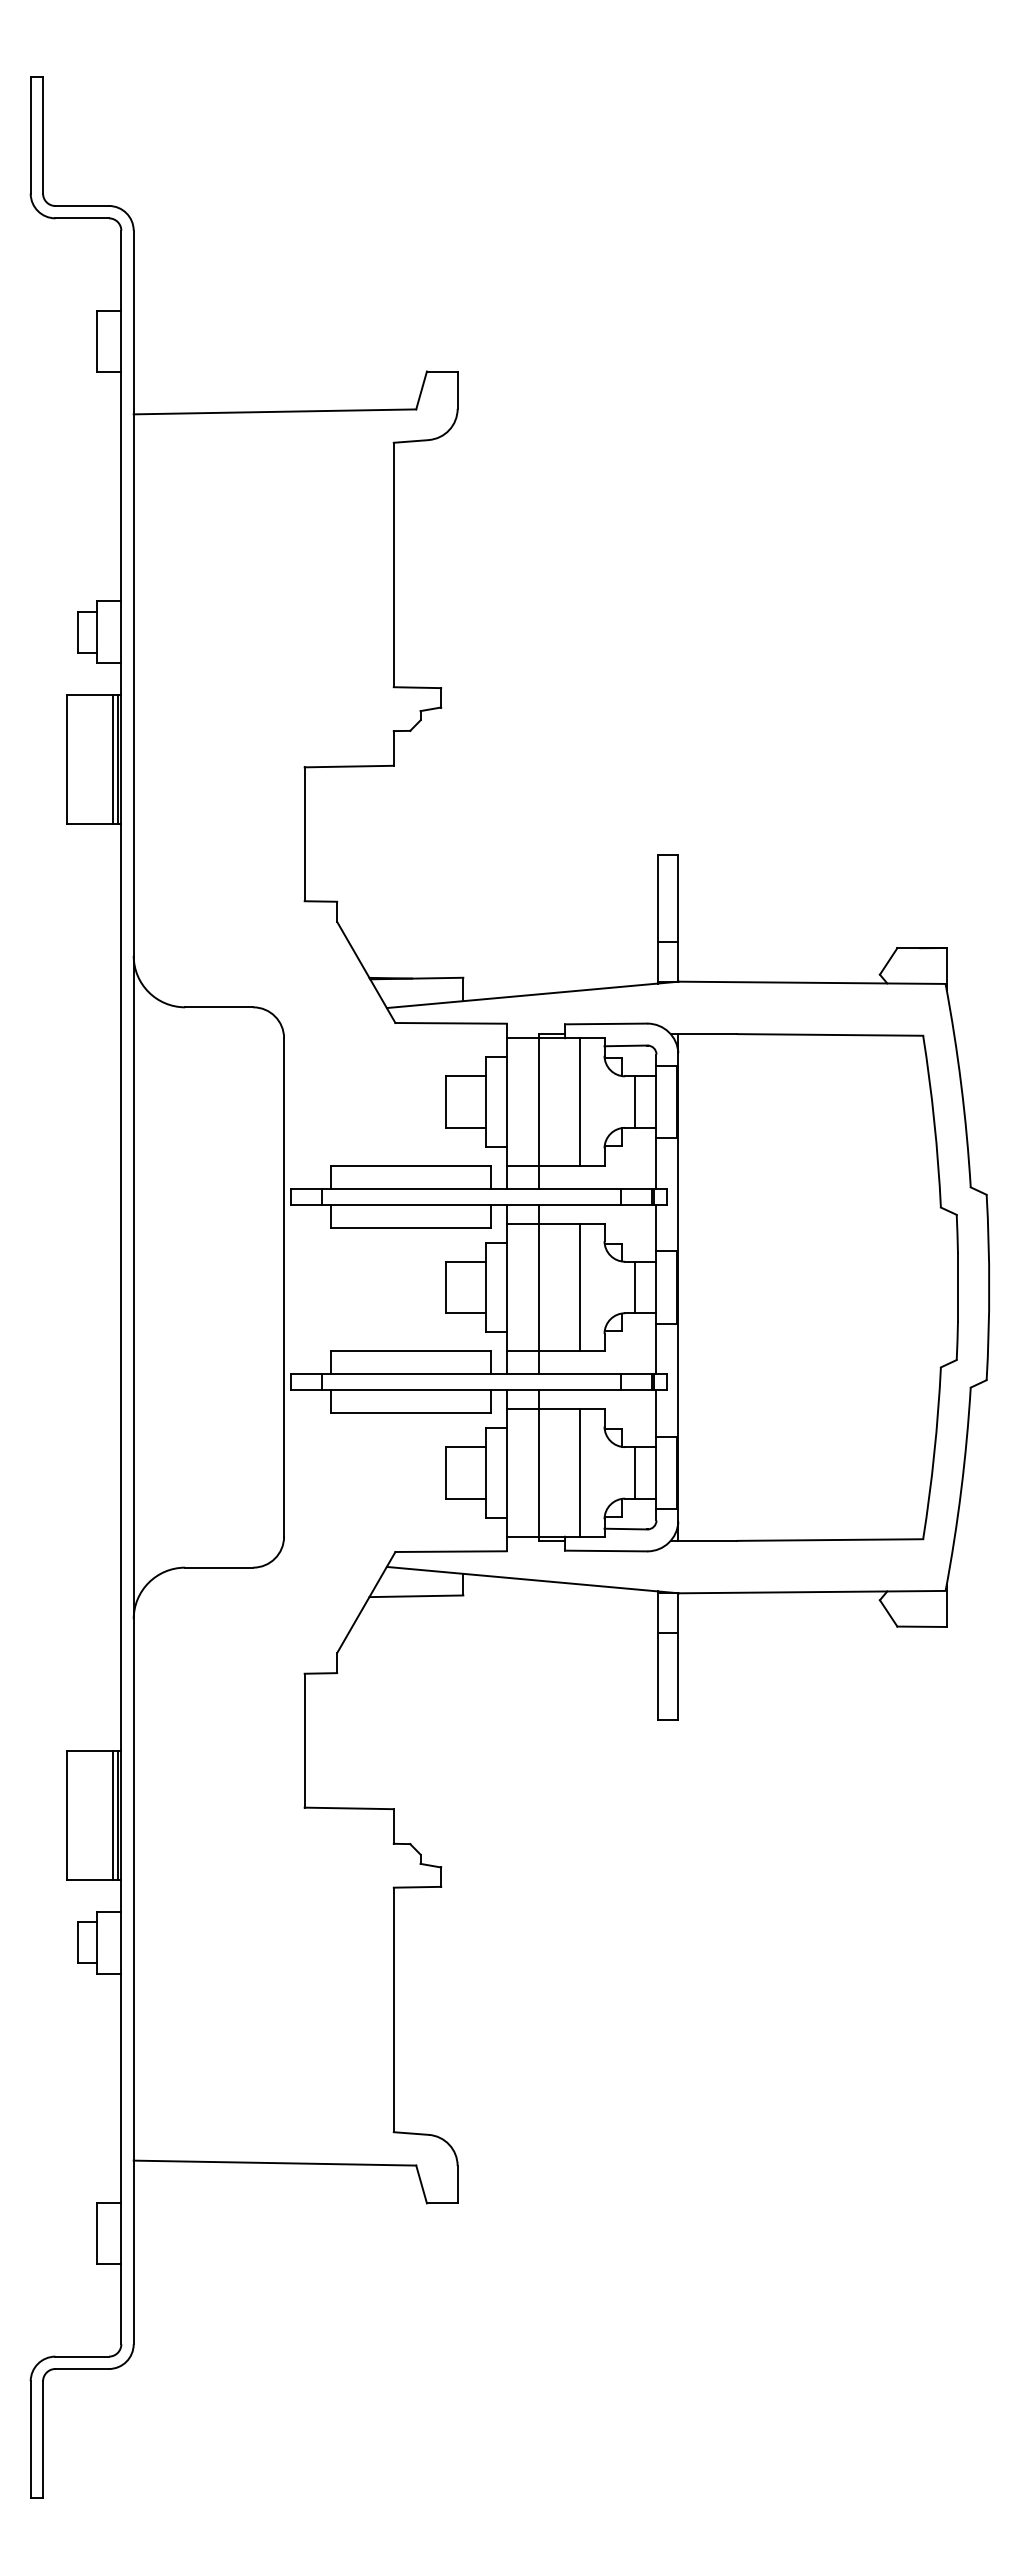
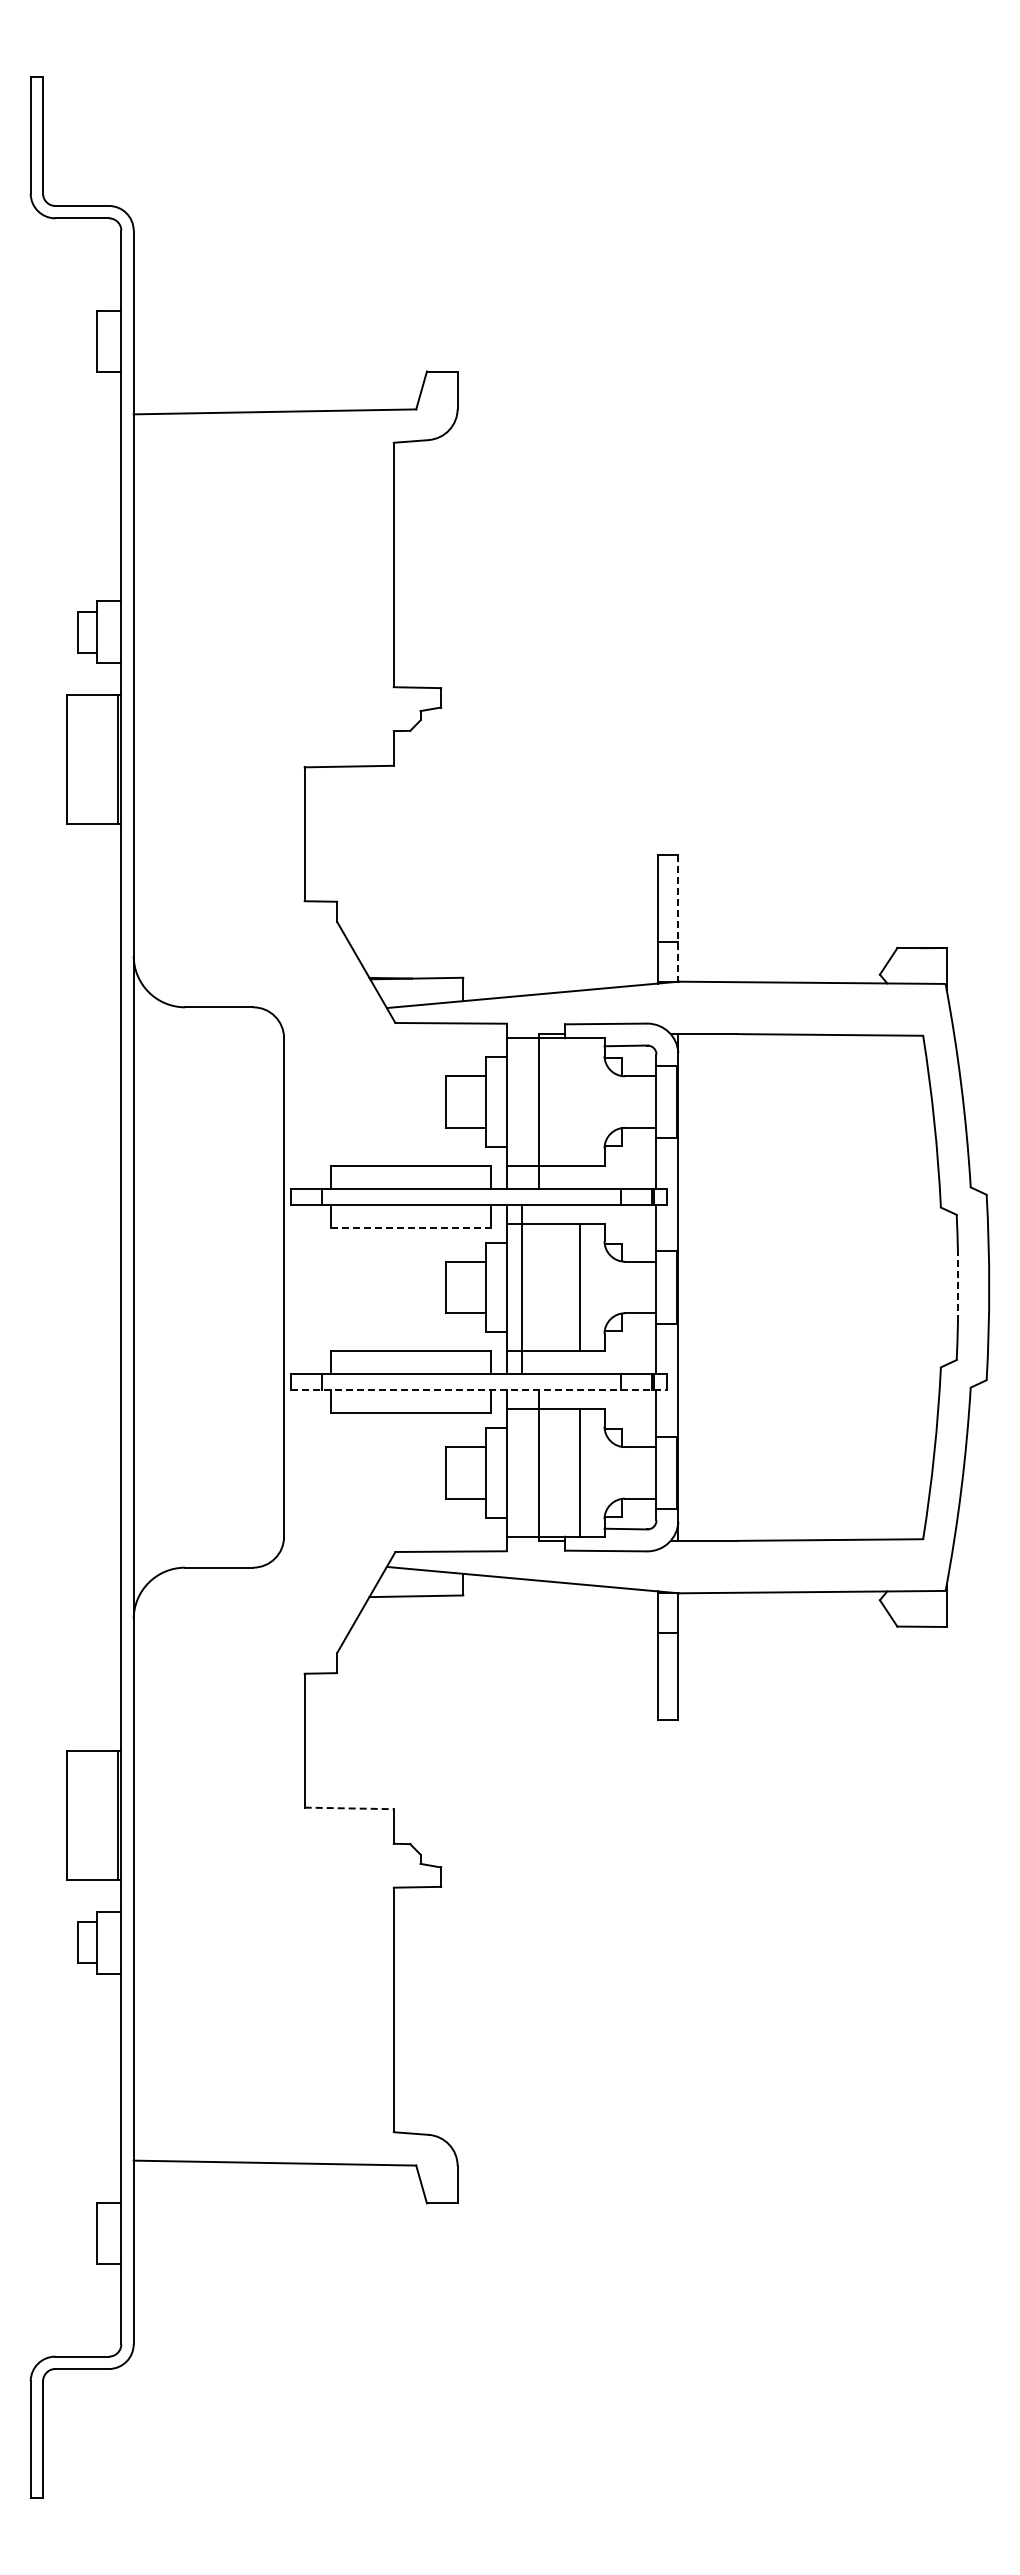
line: present -> none (113, 759)
line: solid -> dashed (678, 918)
line: present -> none (580, 1101)
line: present -> none (635, 1101)
line: solid -> dashed (411, 1227)
line: solid -> dashed (958, 1286)
line: present -> none (635, 1287)
line position: (539, 1289) -> (522, 1289) (522, 1289)
line: solid -> dashed (479, 1390)
line: present -> none (635, 1472)
line: solid -> dashed (349, 1808)
line: present -> none (113, 1814)
